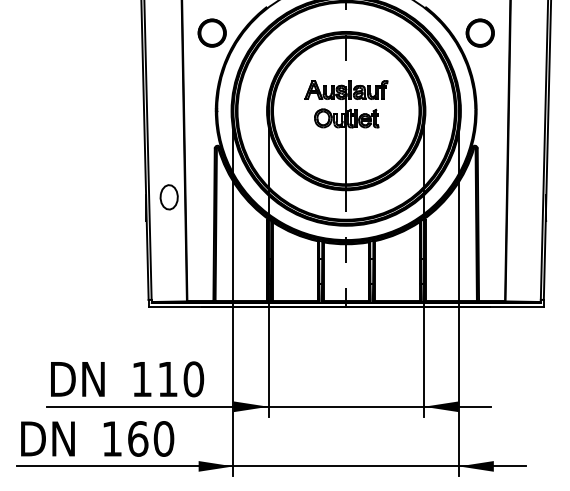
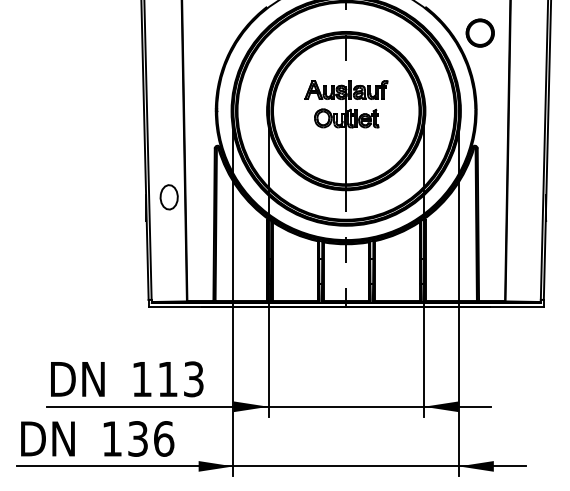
part: present -> none (211, 32)
text: 110 -> 113 (193, 379)
text: 160 -> 136 (151, 438)
